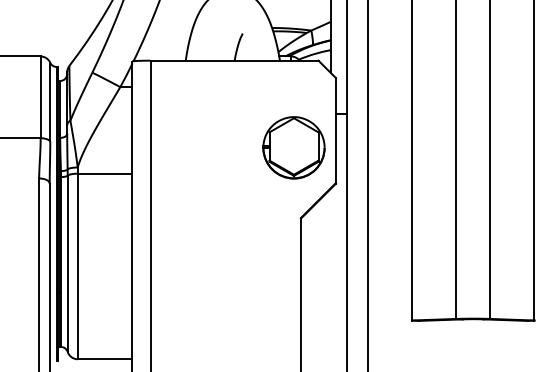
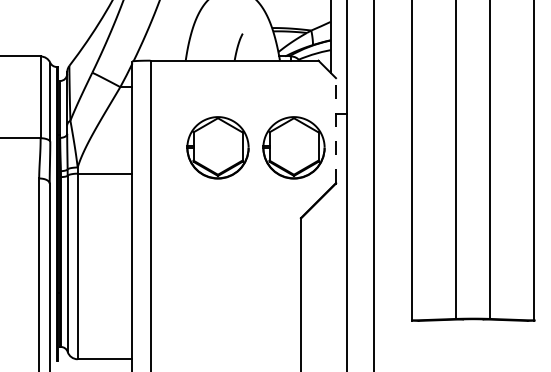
line: solid -> dashed (336, 130)
part: none -> present (217, 147)
line position: (368, 185) -> (374, 185) (374, 185)
